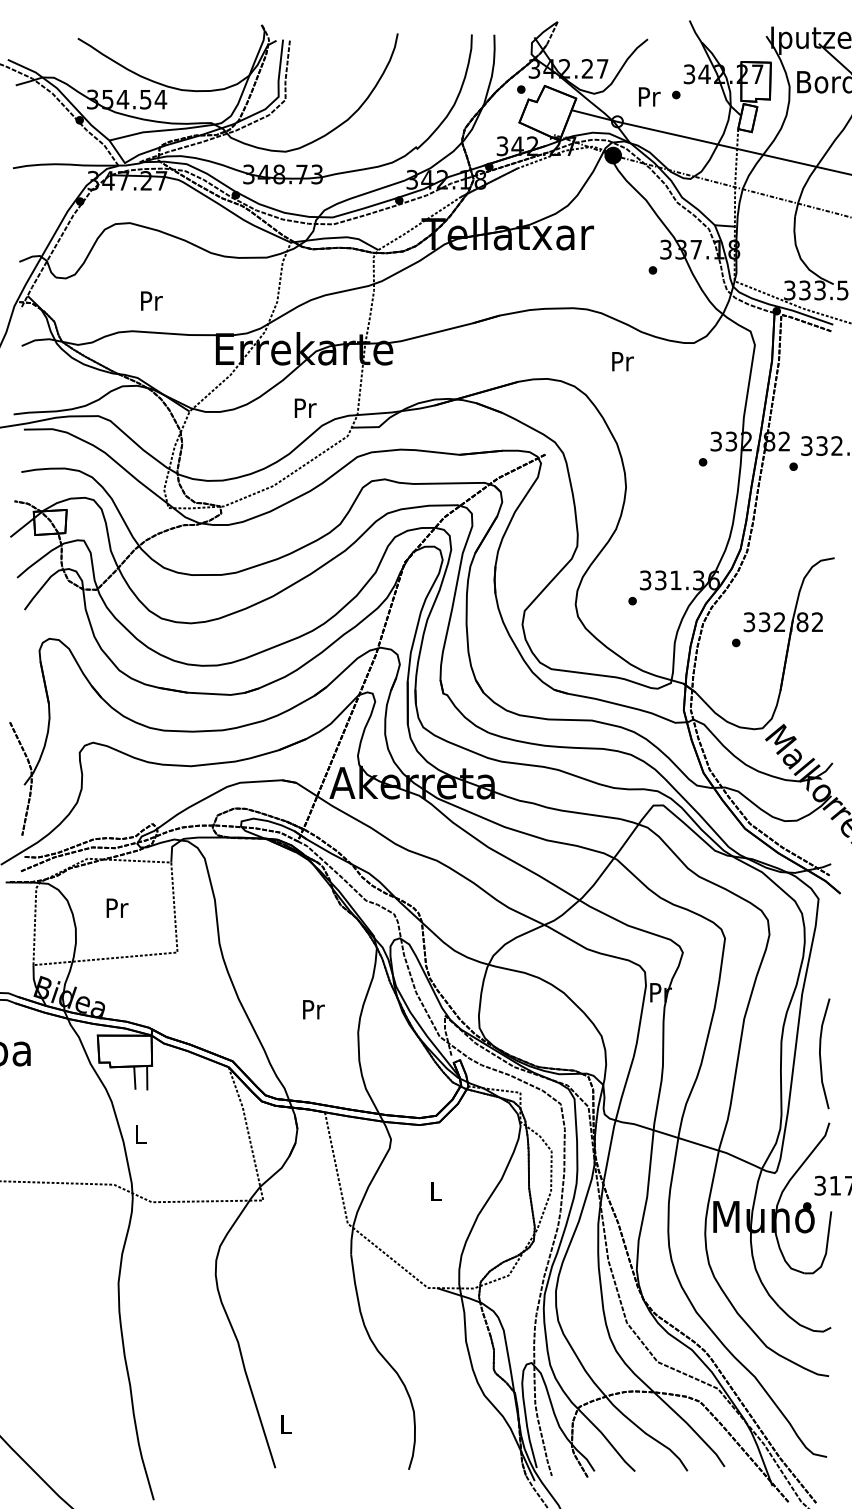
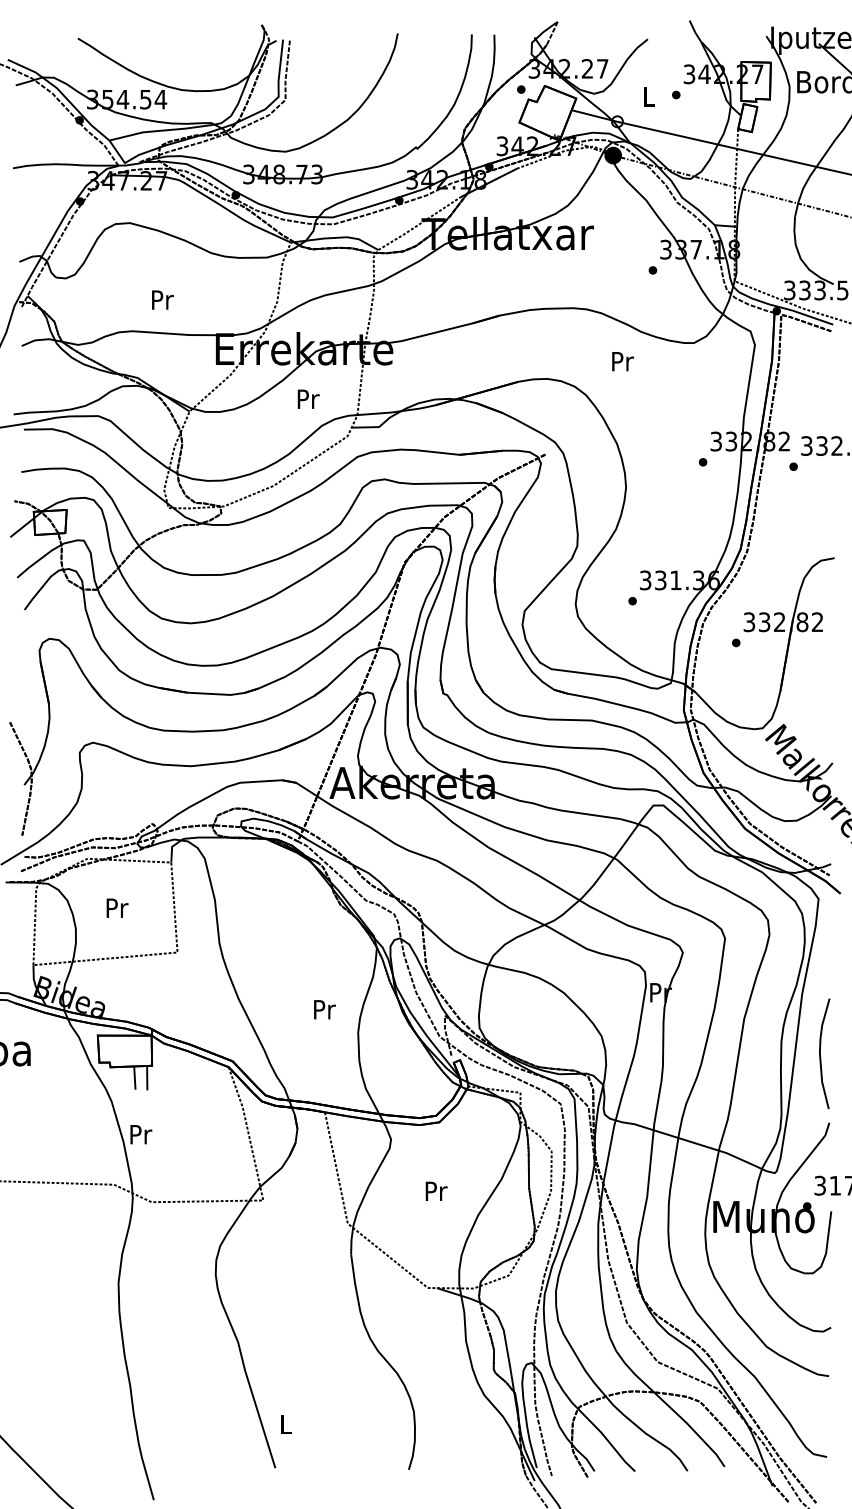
text: Pr -> L (649, 96)
text position: (151, 300) -> (162, 299) (162, 299)
text position: (305, 407) -> (308, 398) (308, 398)
text position: (313, 1009) -> (324, 1009) (324, 1009)
text: L -> Pr (141, 1134)
text: L -> Pr (436, 1190)
